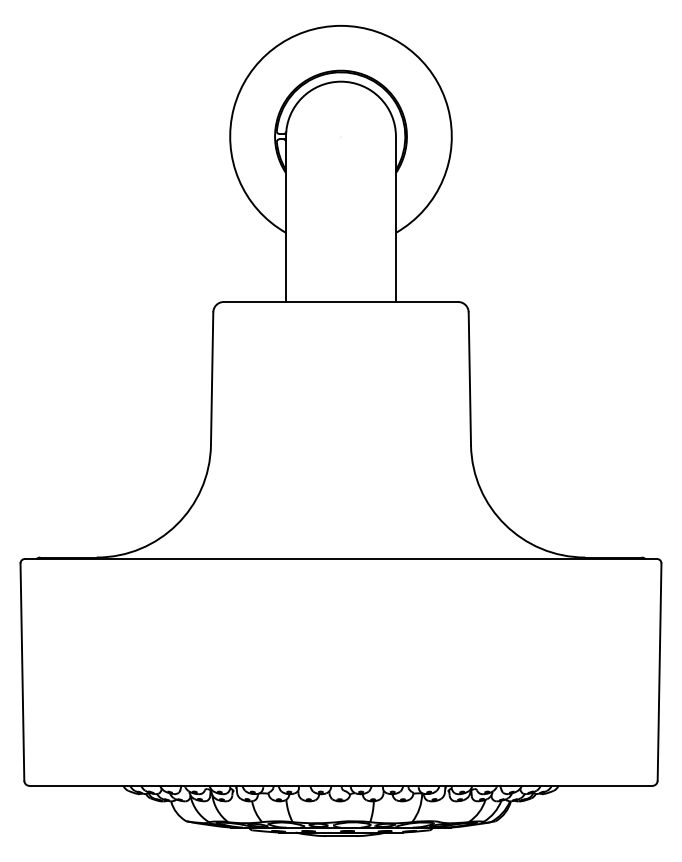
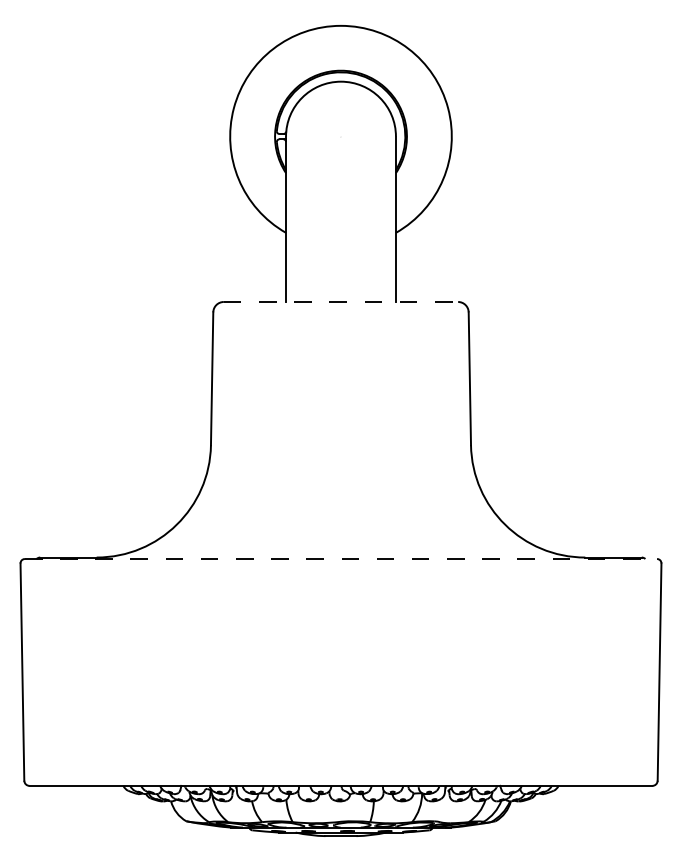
line: solid -> dashed (341, 301)
line: solid -> dashed (341, 559)
